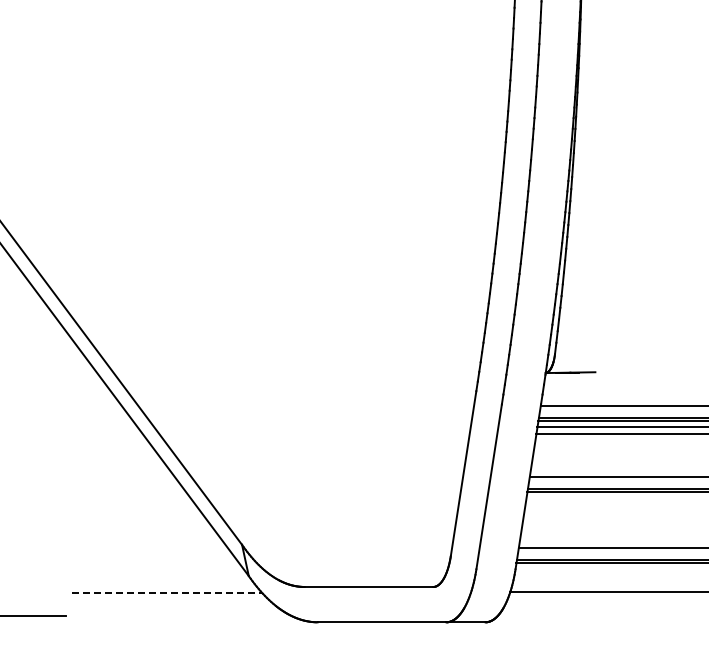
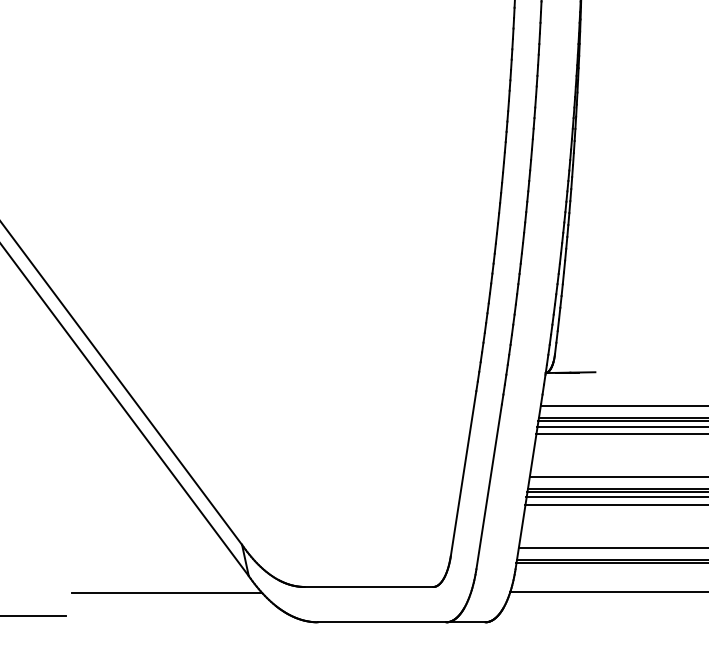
line: none -> present (615, 497)
line: none -> present (615, 504)
line: dashed -> solid (167, 593)
